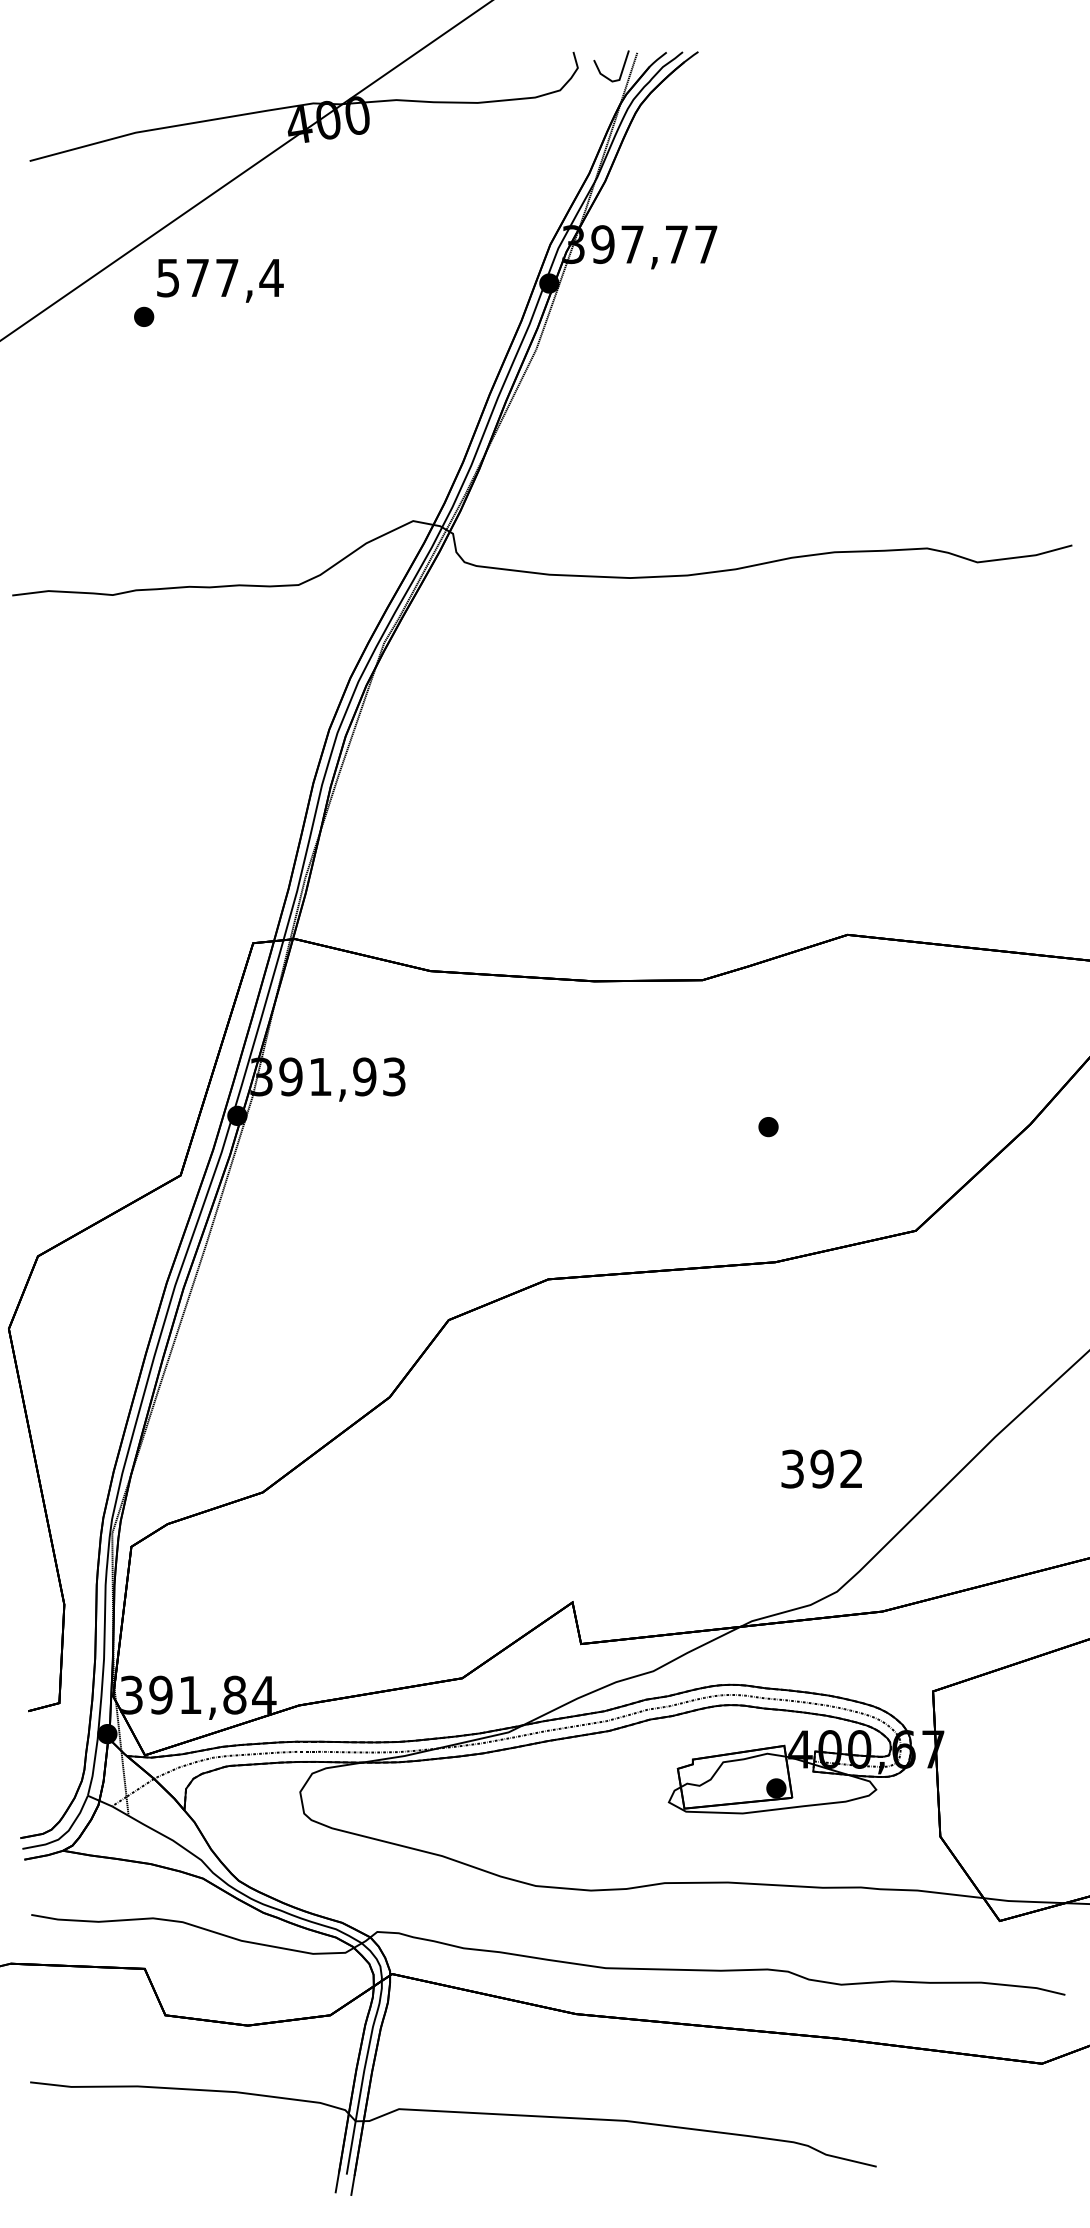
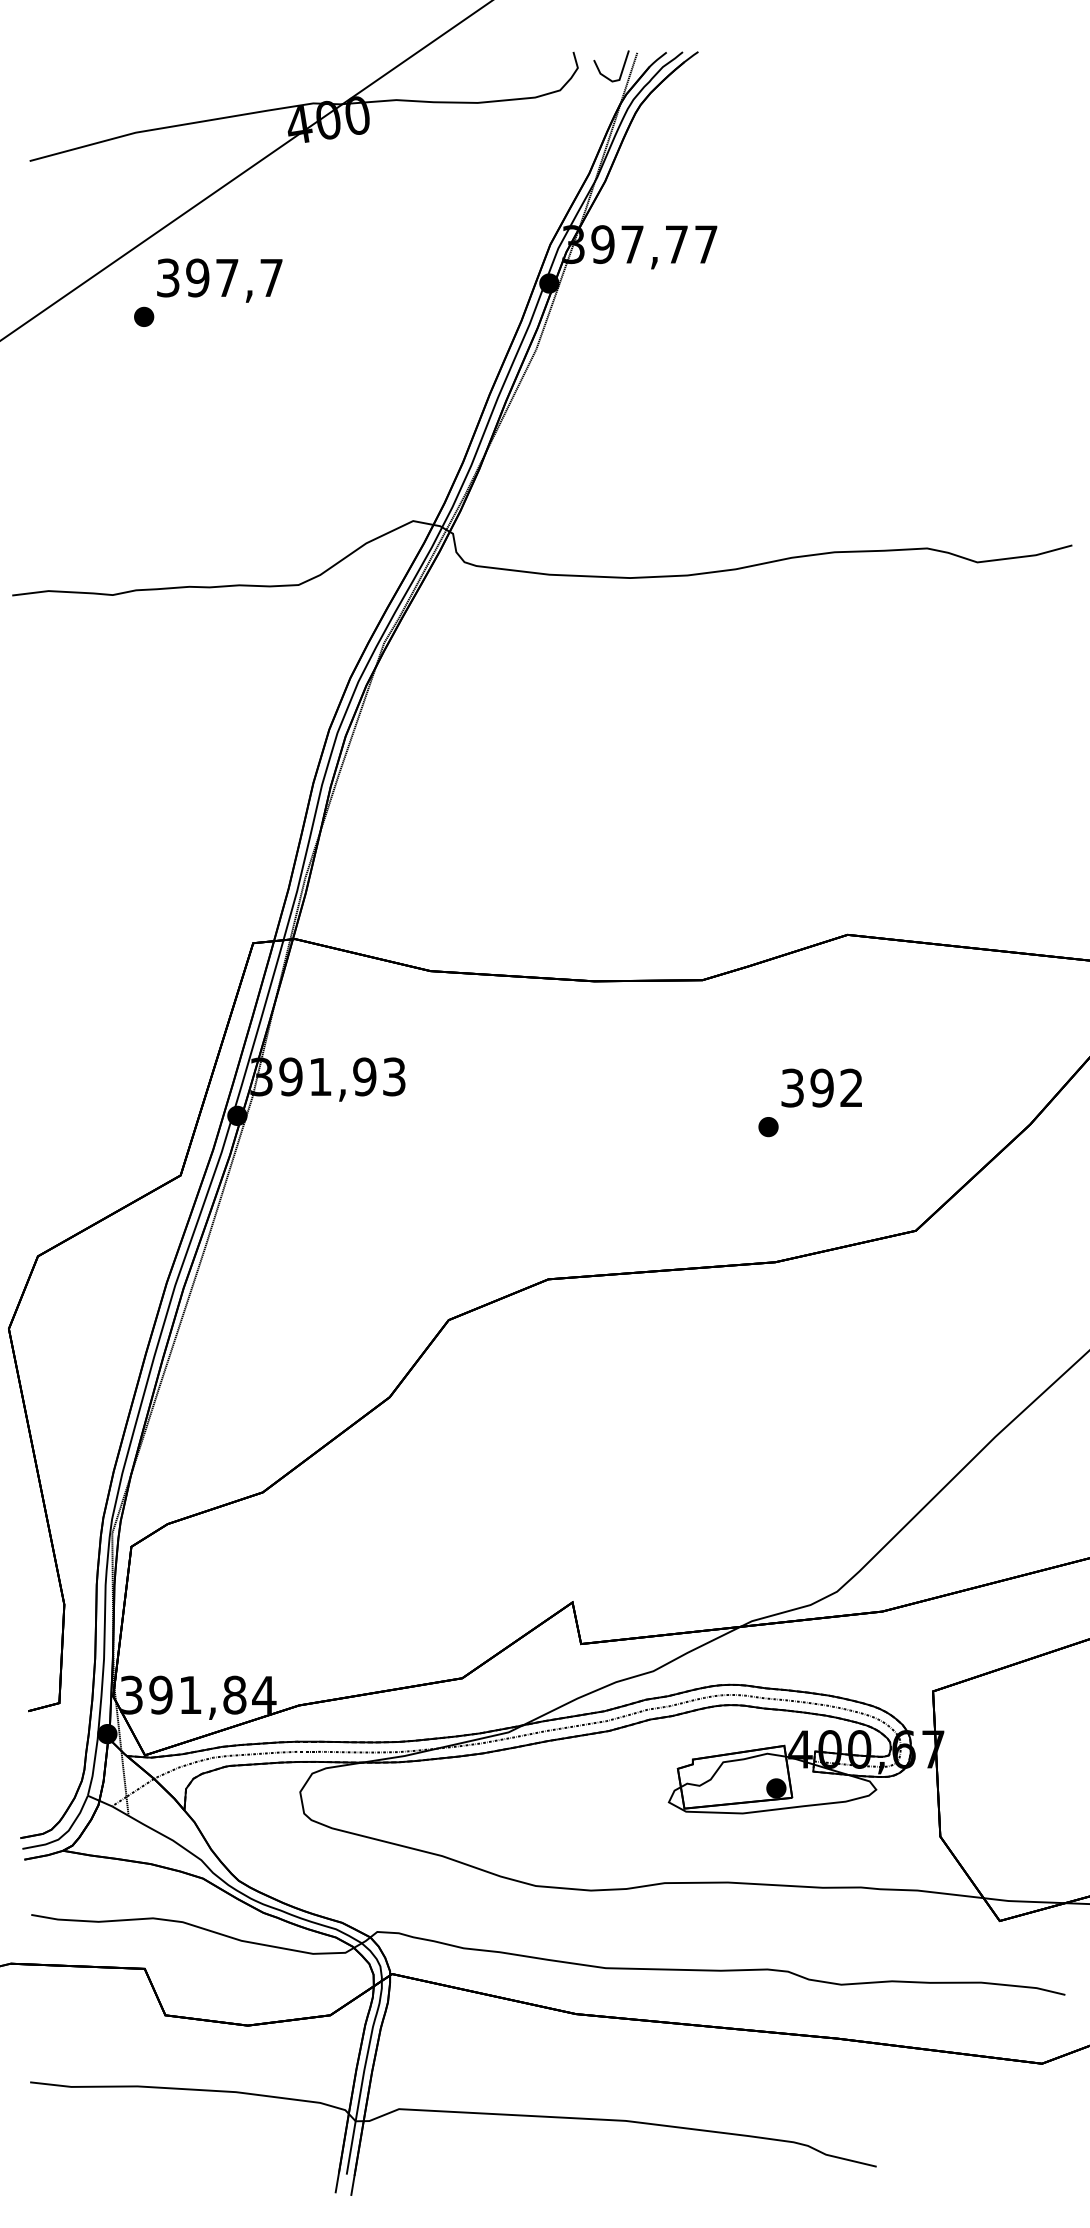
text: 577,4 -> 397,7 (220, 277)
text position: (821, 1468) -> (821, 1087) (821, 1087)
